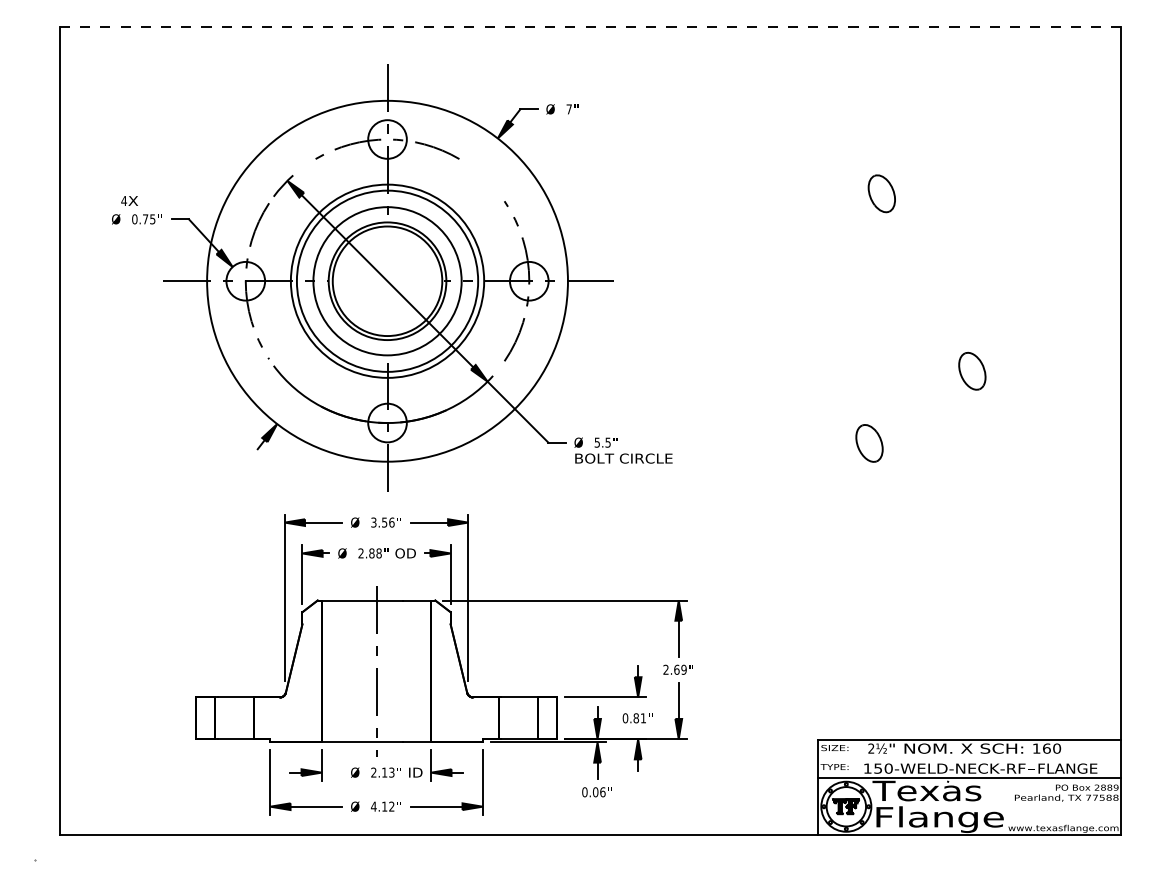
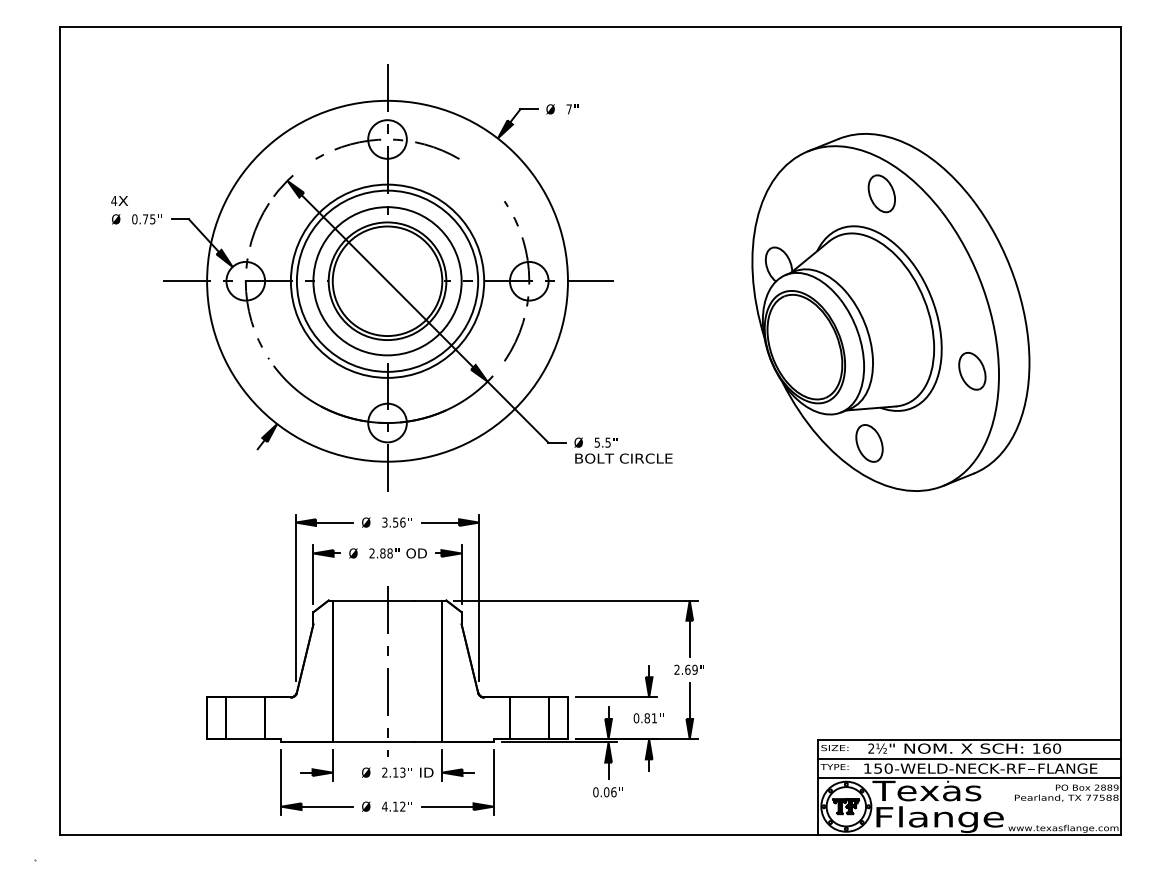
line: dashed -> solid (590, 26)
text position: (129, 200) -> (119, 200) (119, 200)
part: none -> present (890, 312)
part position: (443, 664) -> (454, 664) (454, 664)
line: none -> present (969, 759)
